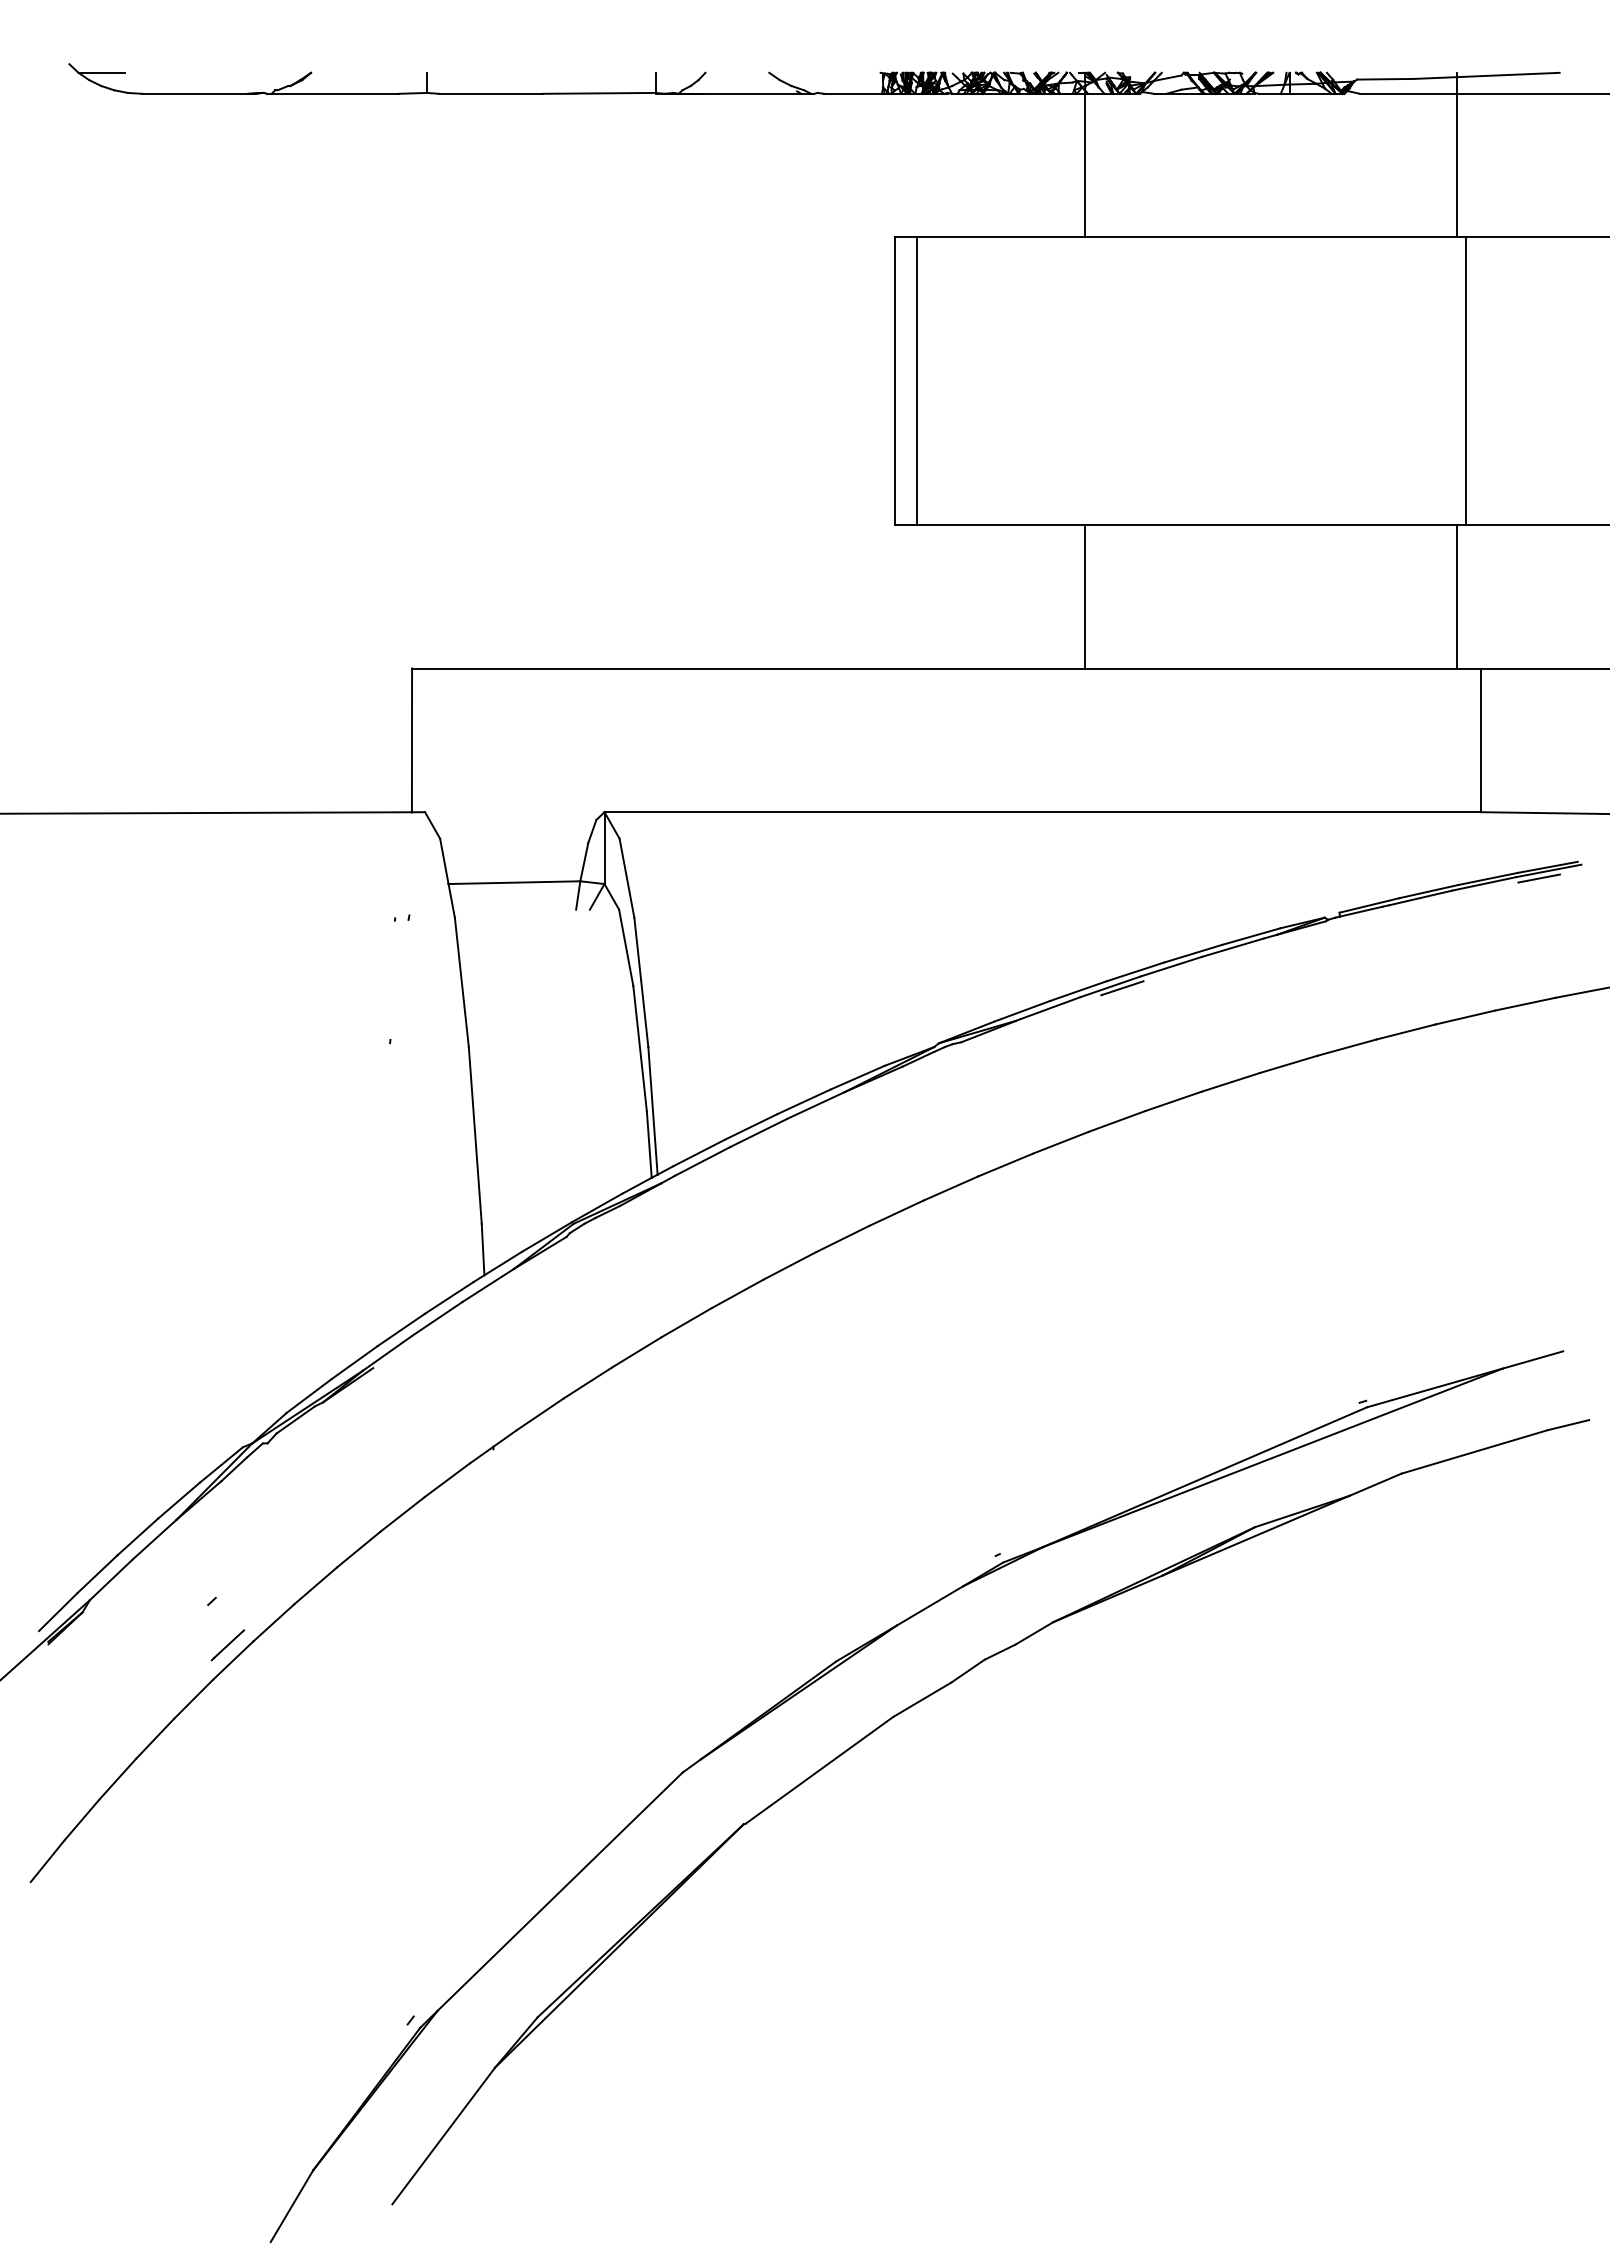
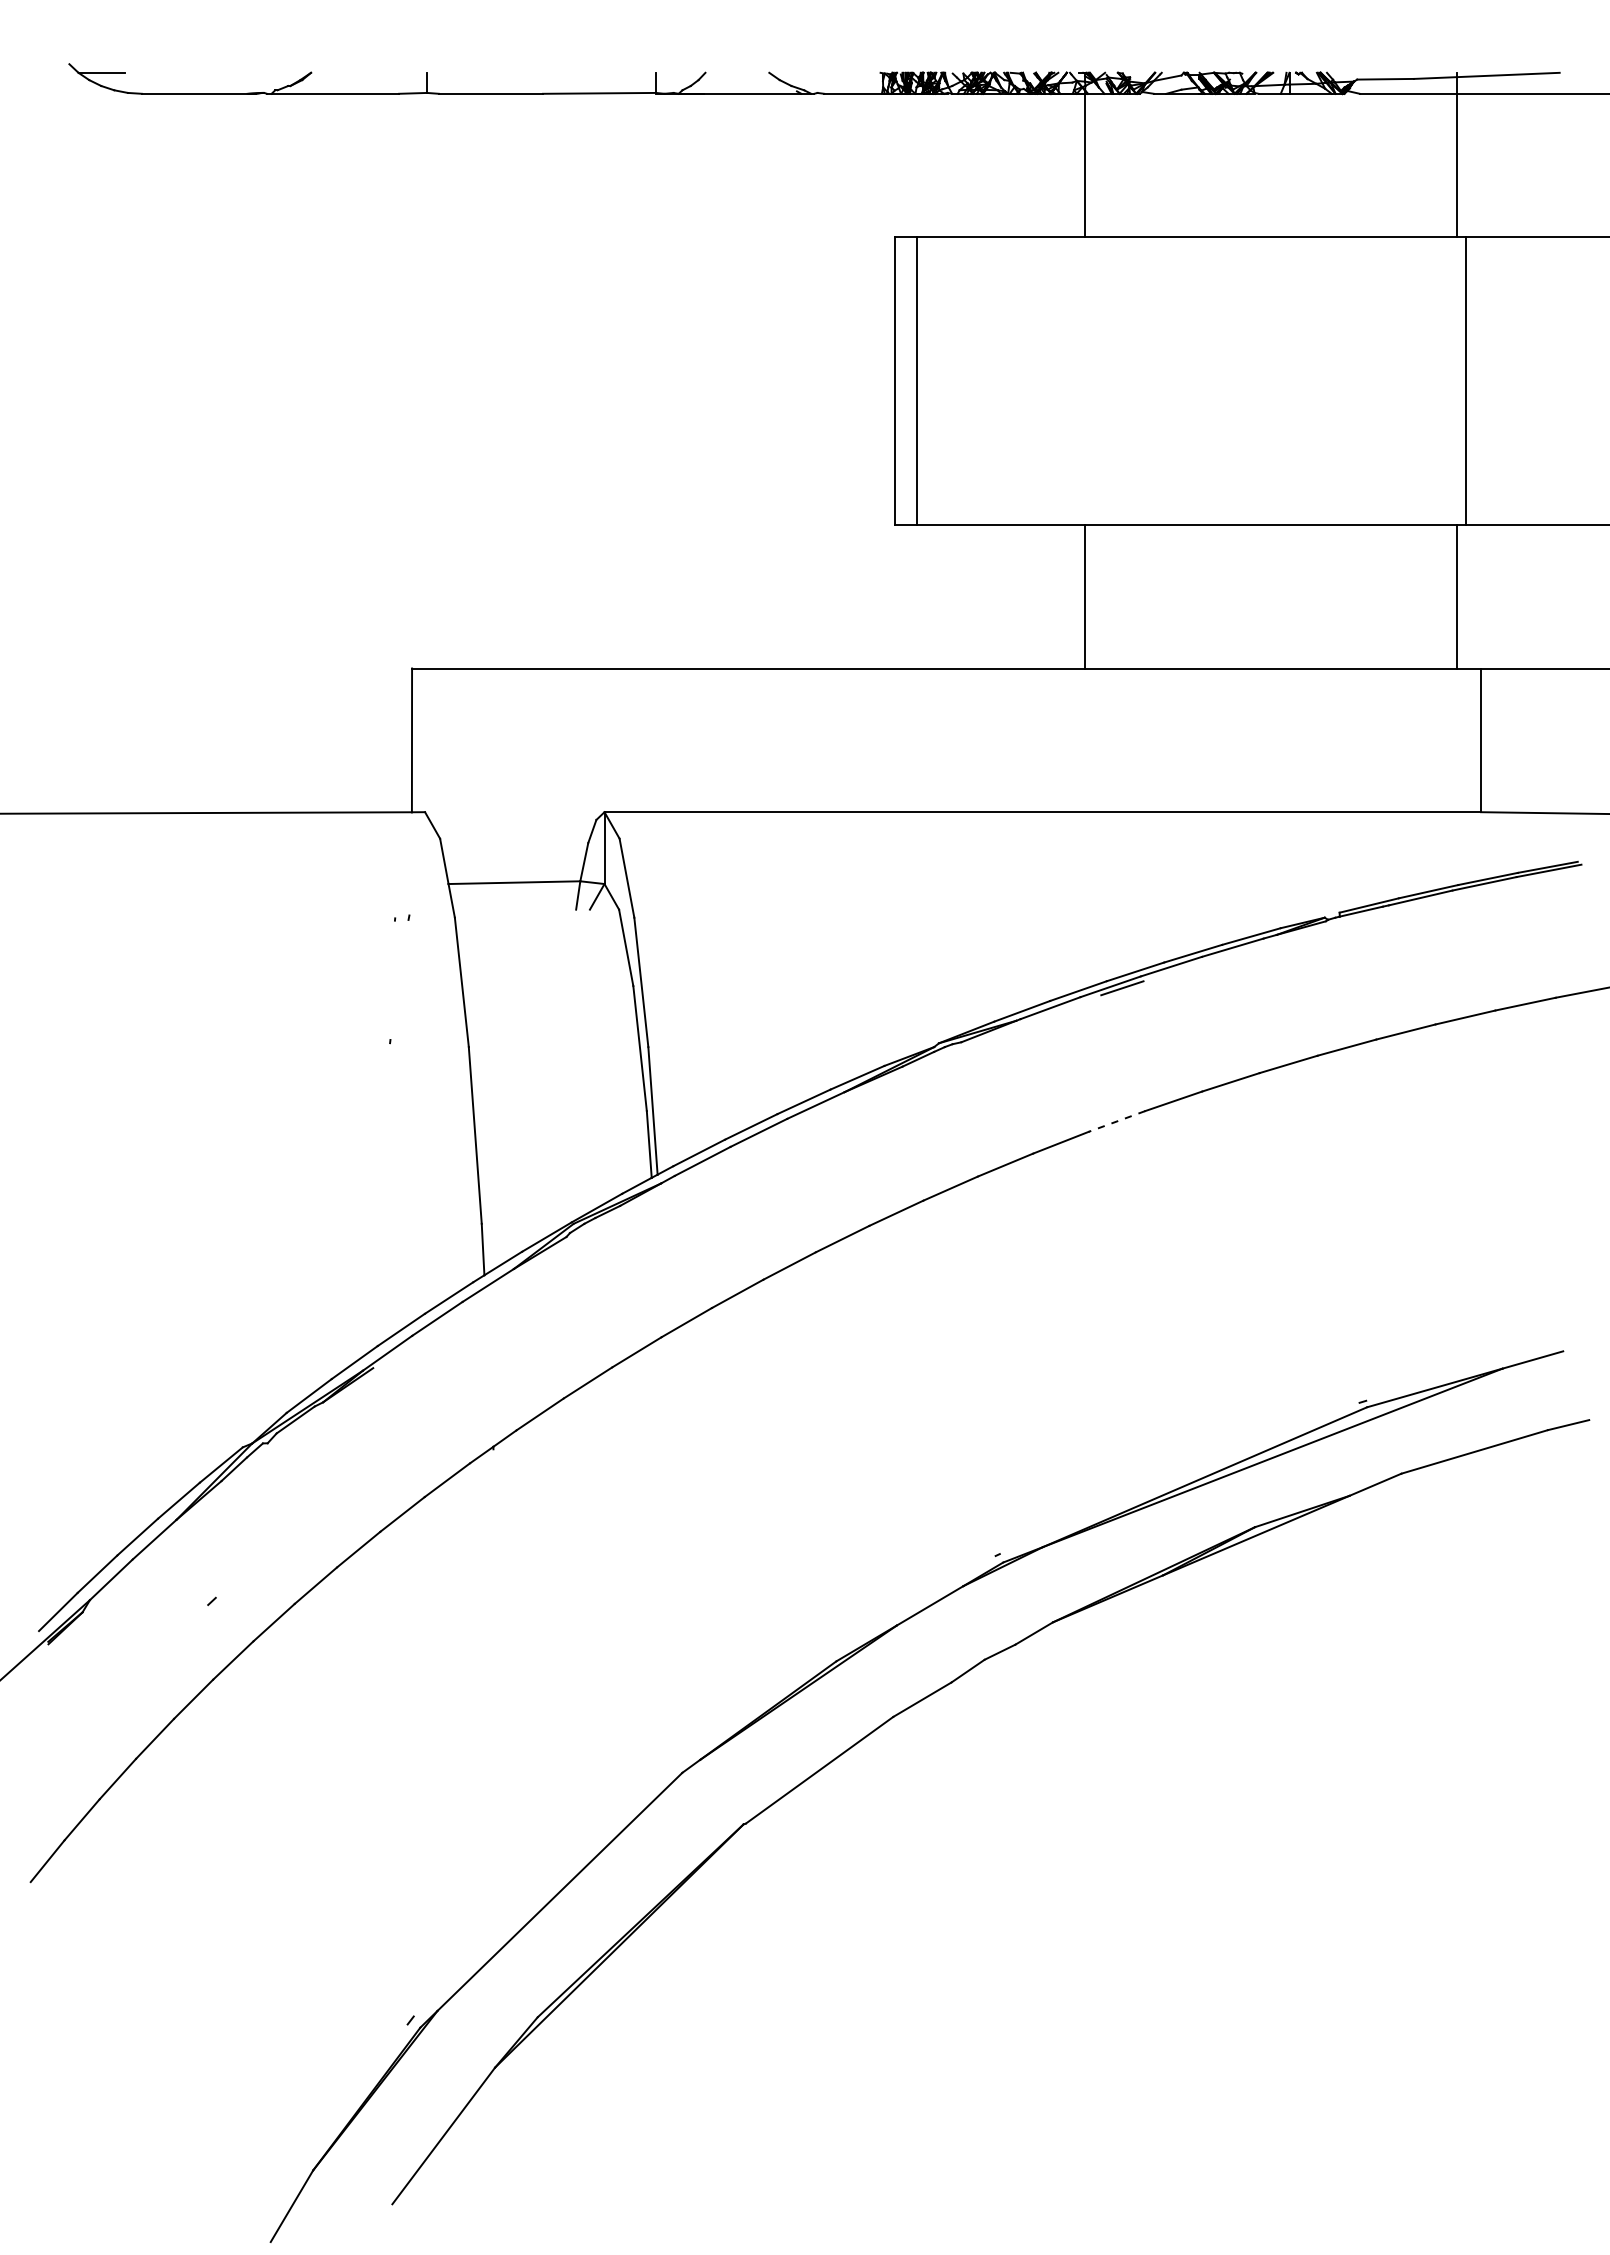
line: present -> none (1538, 878)
line: solid -> dashed (1116, 1121)
line: present -> none (227, 1645)
